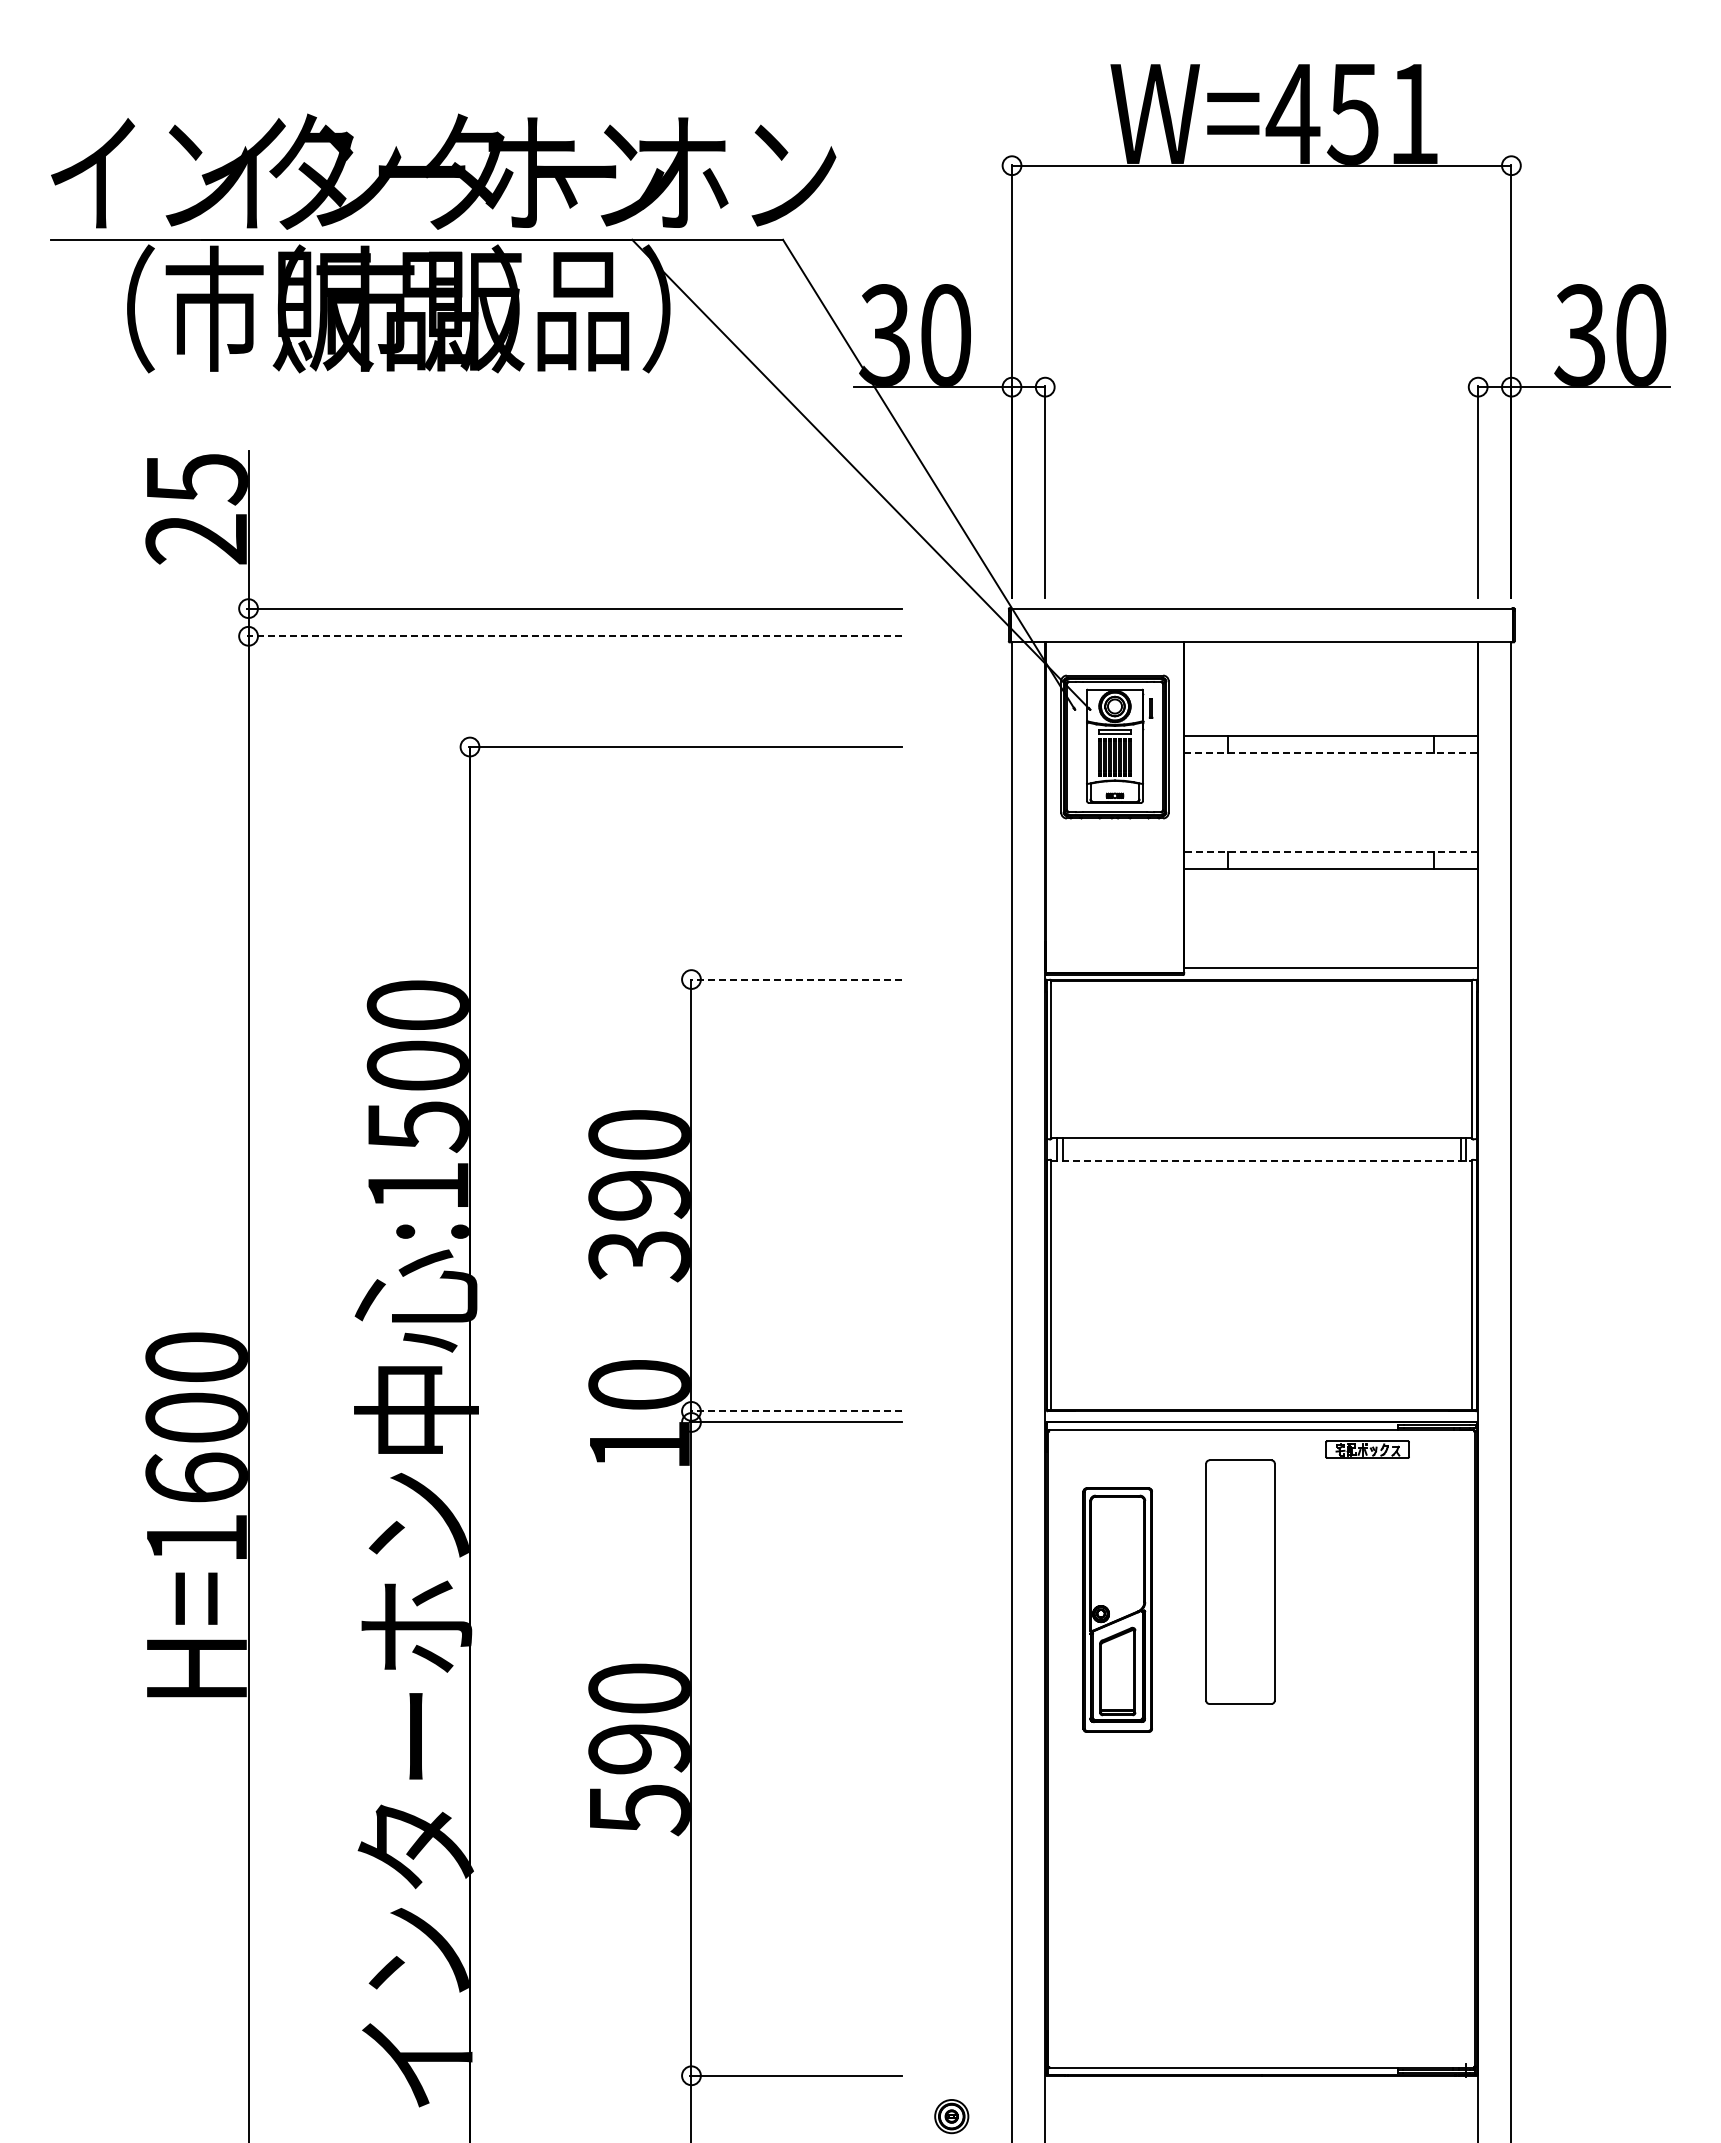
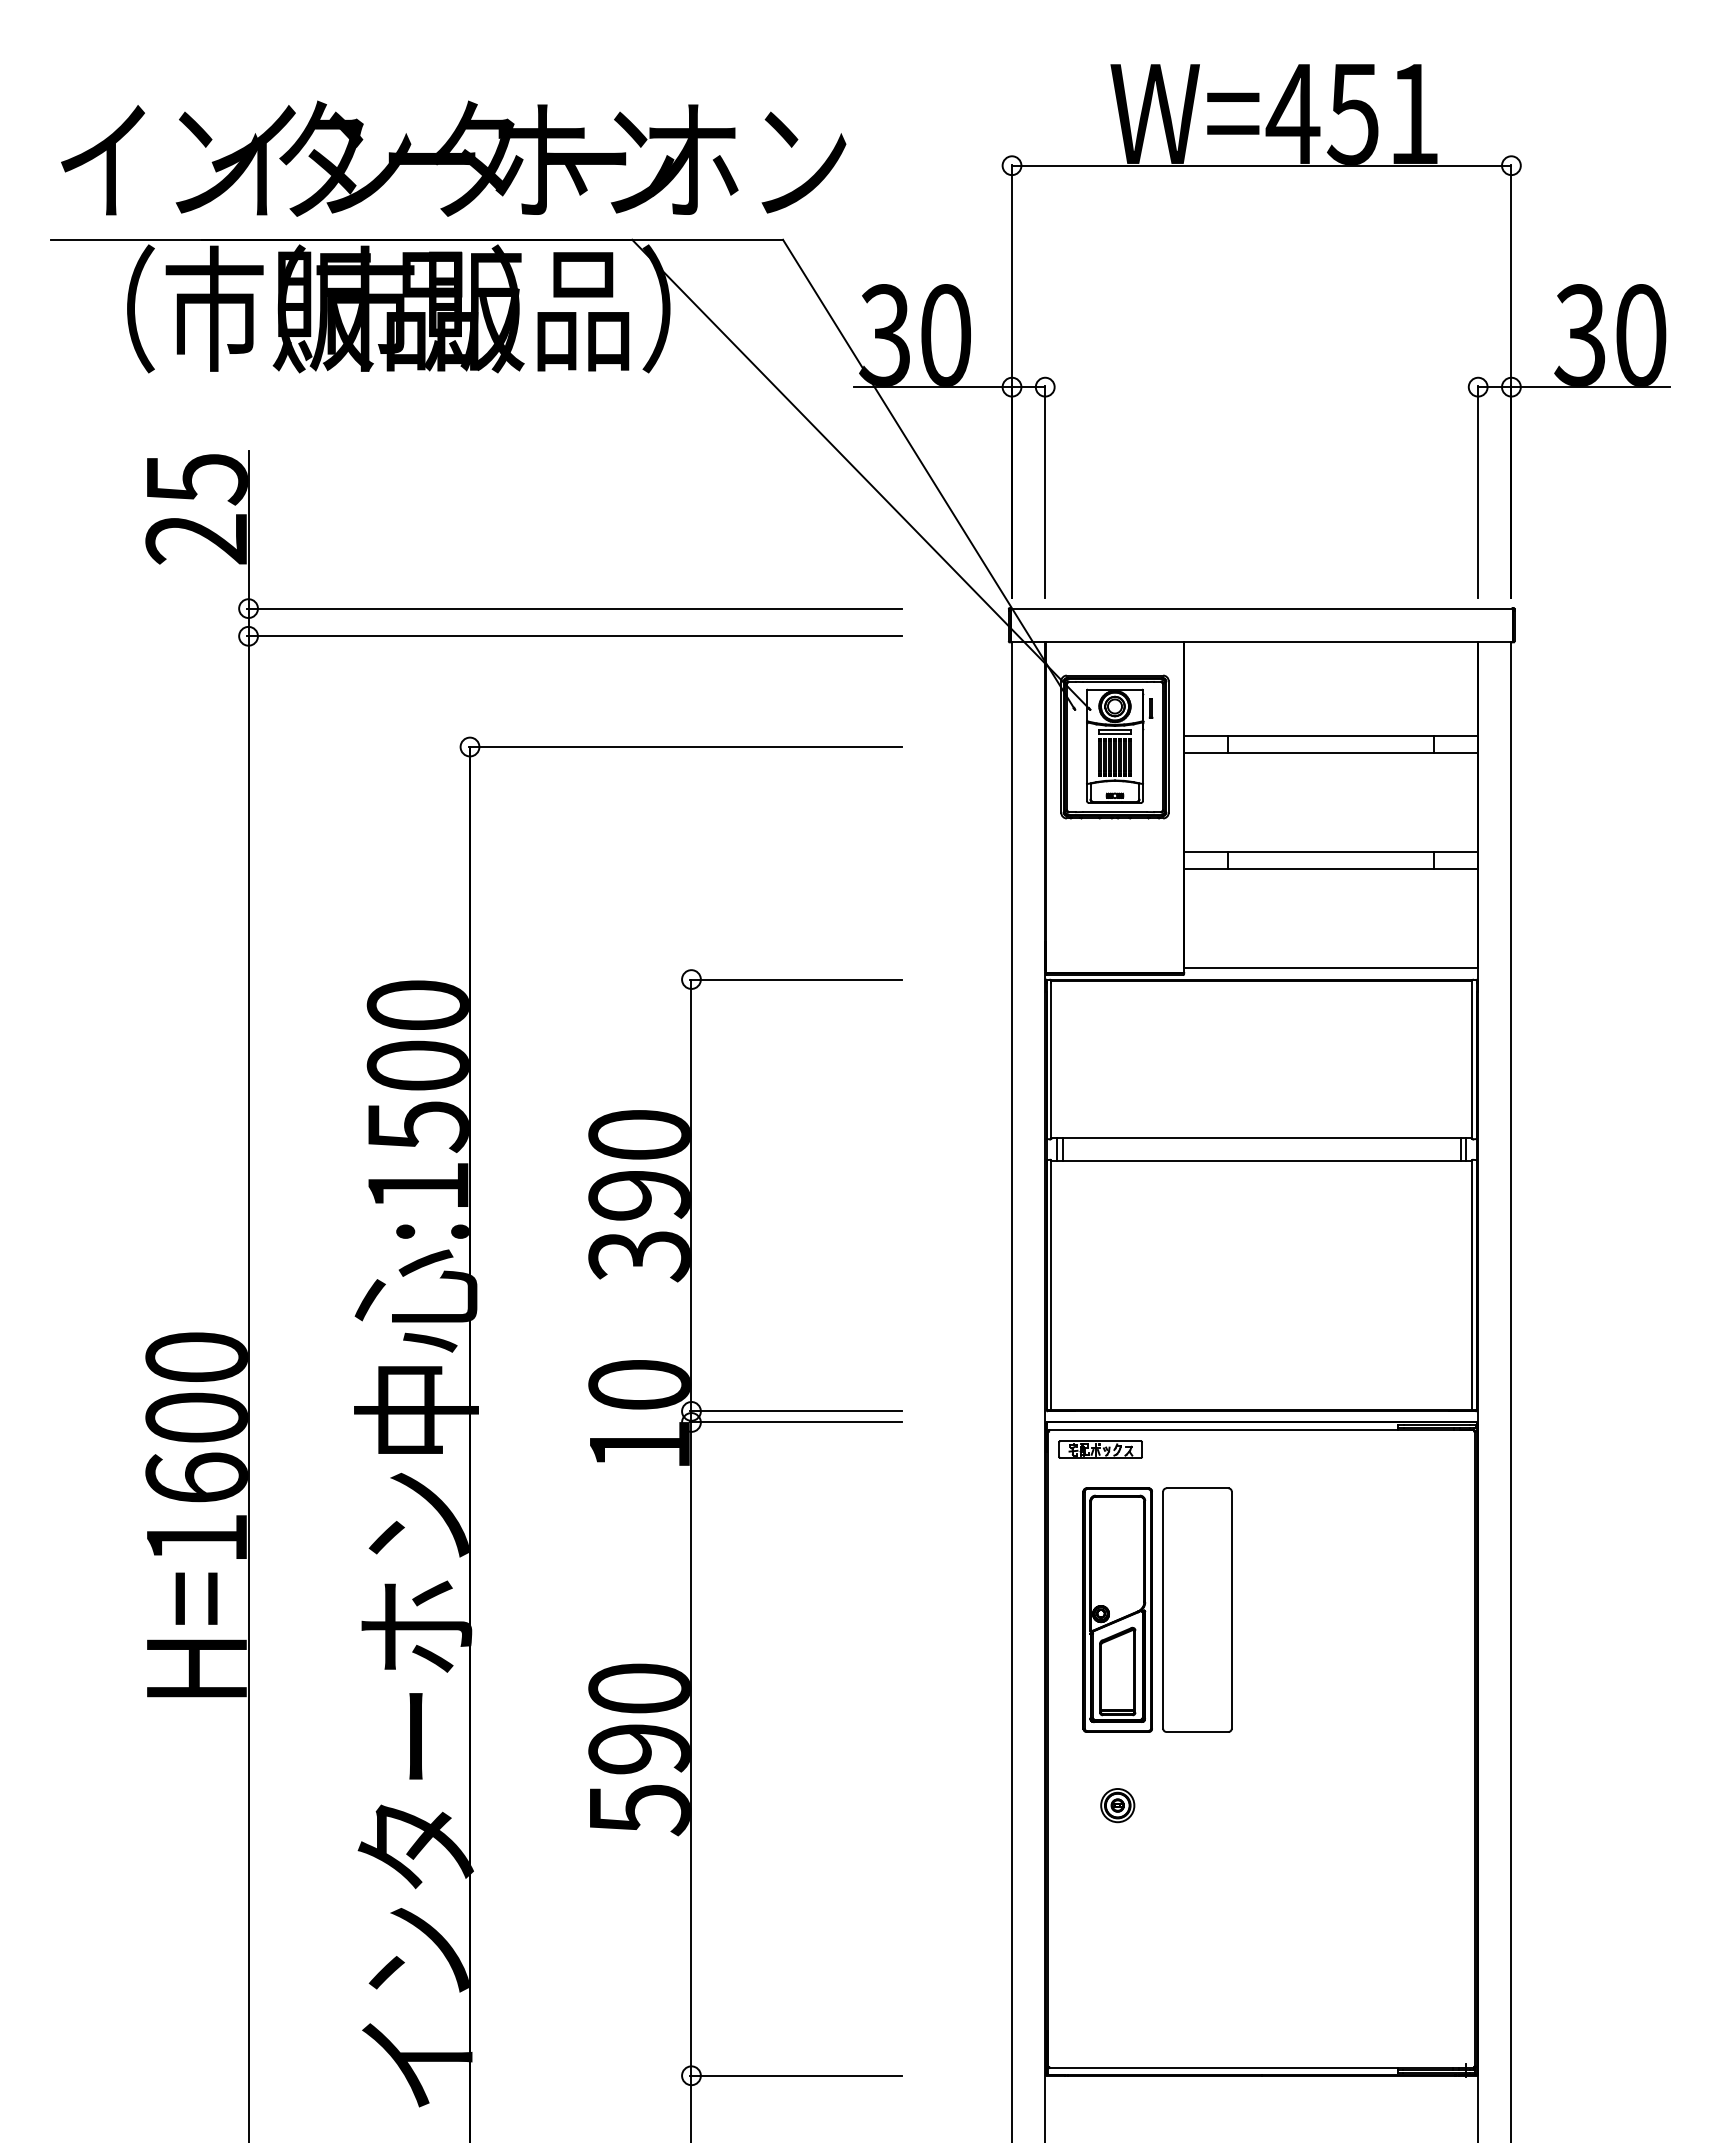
text position: (443, 171) -> (453, 158) (453, 158)
line: dashed -> solid (574, 636)
line: dashed -> solid (1330, 752)
line: dashed -> solid (1330, 852)
line: dashed -> solid (796, 979)
line: dashed -> solid (1262, 1161)
line: dashed -> solid (796, 1411)
part position: (1367, 1449) -> (1100, 1449) (1100, 1449)
part position: (1240, 1581) -> (1197, 1609) (1197, 1609)
part position: (951, 2116) -> (1117, 1805) (1117, 1805)
